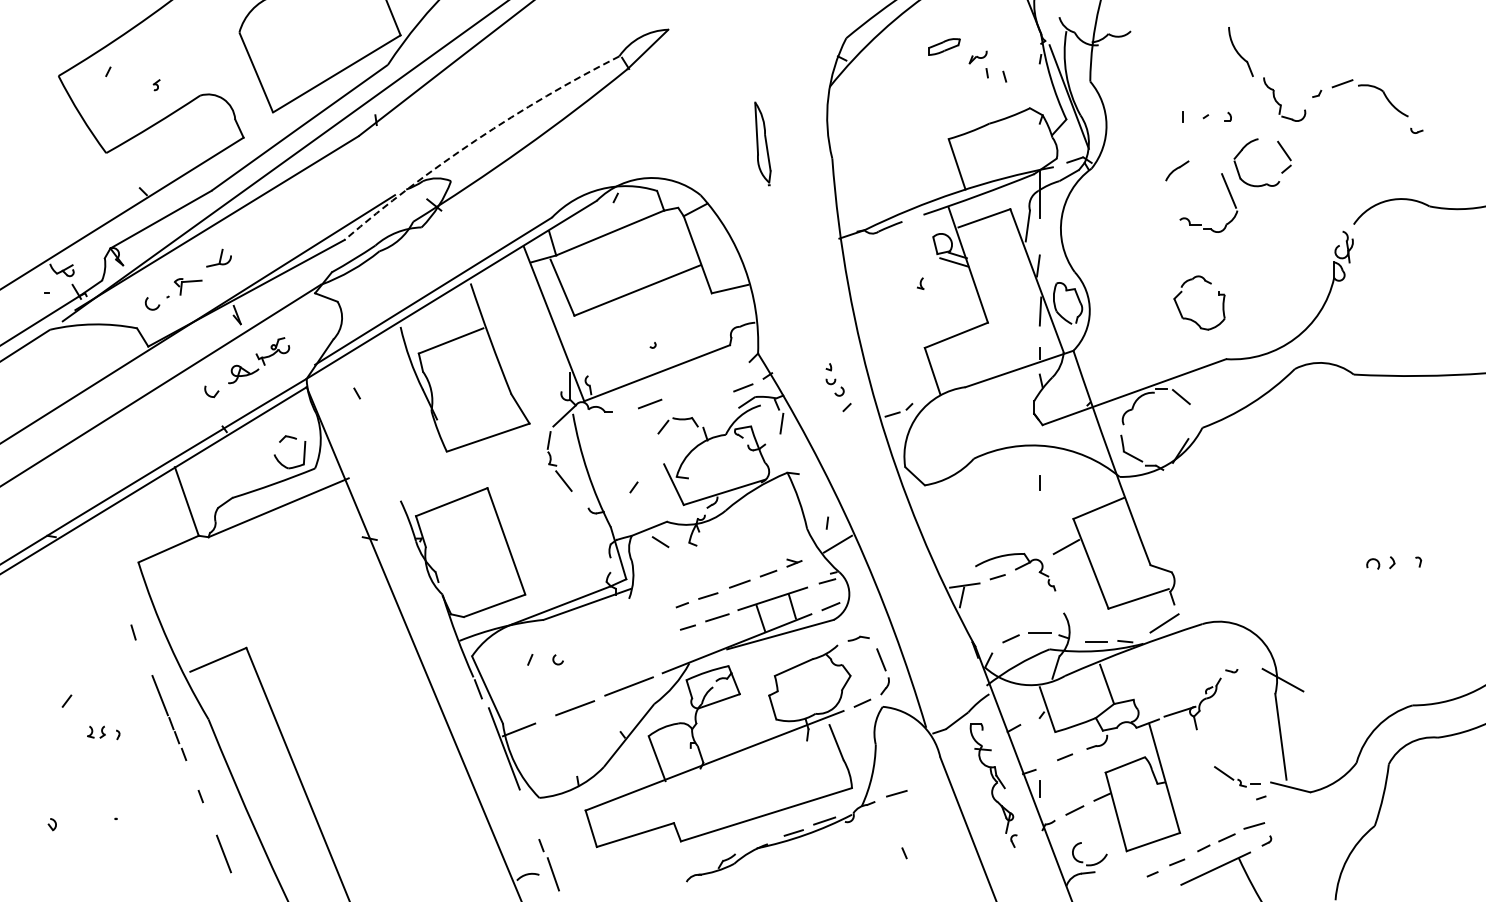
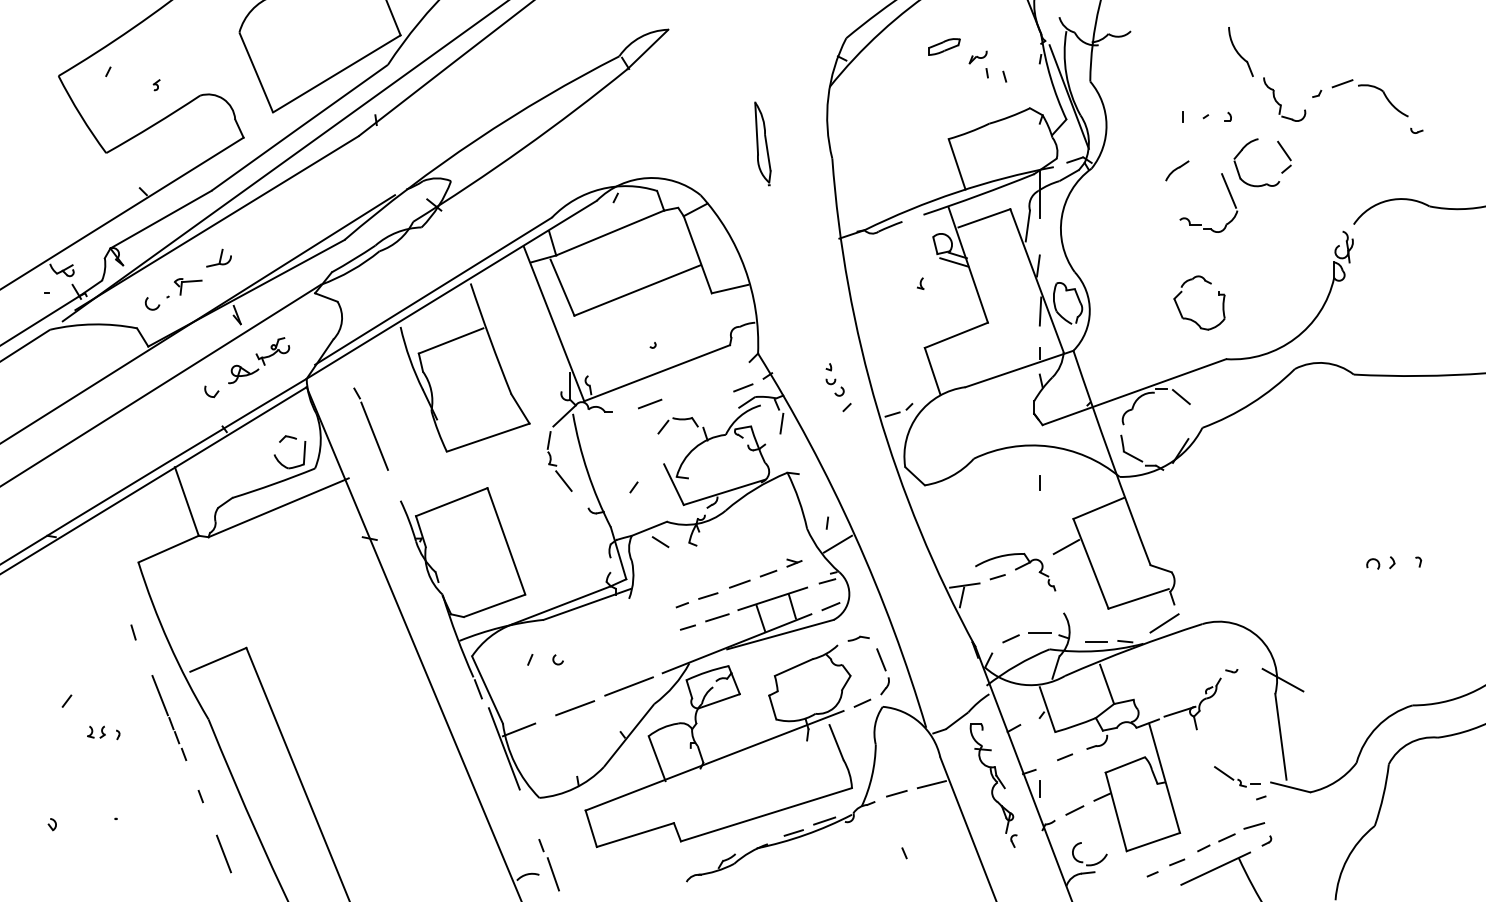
arc: dashed -> solid (476, 140)
line: none -> present (374, 435)
line: none -> present (931, 784)
